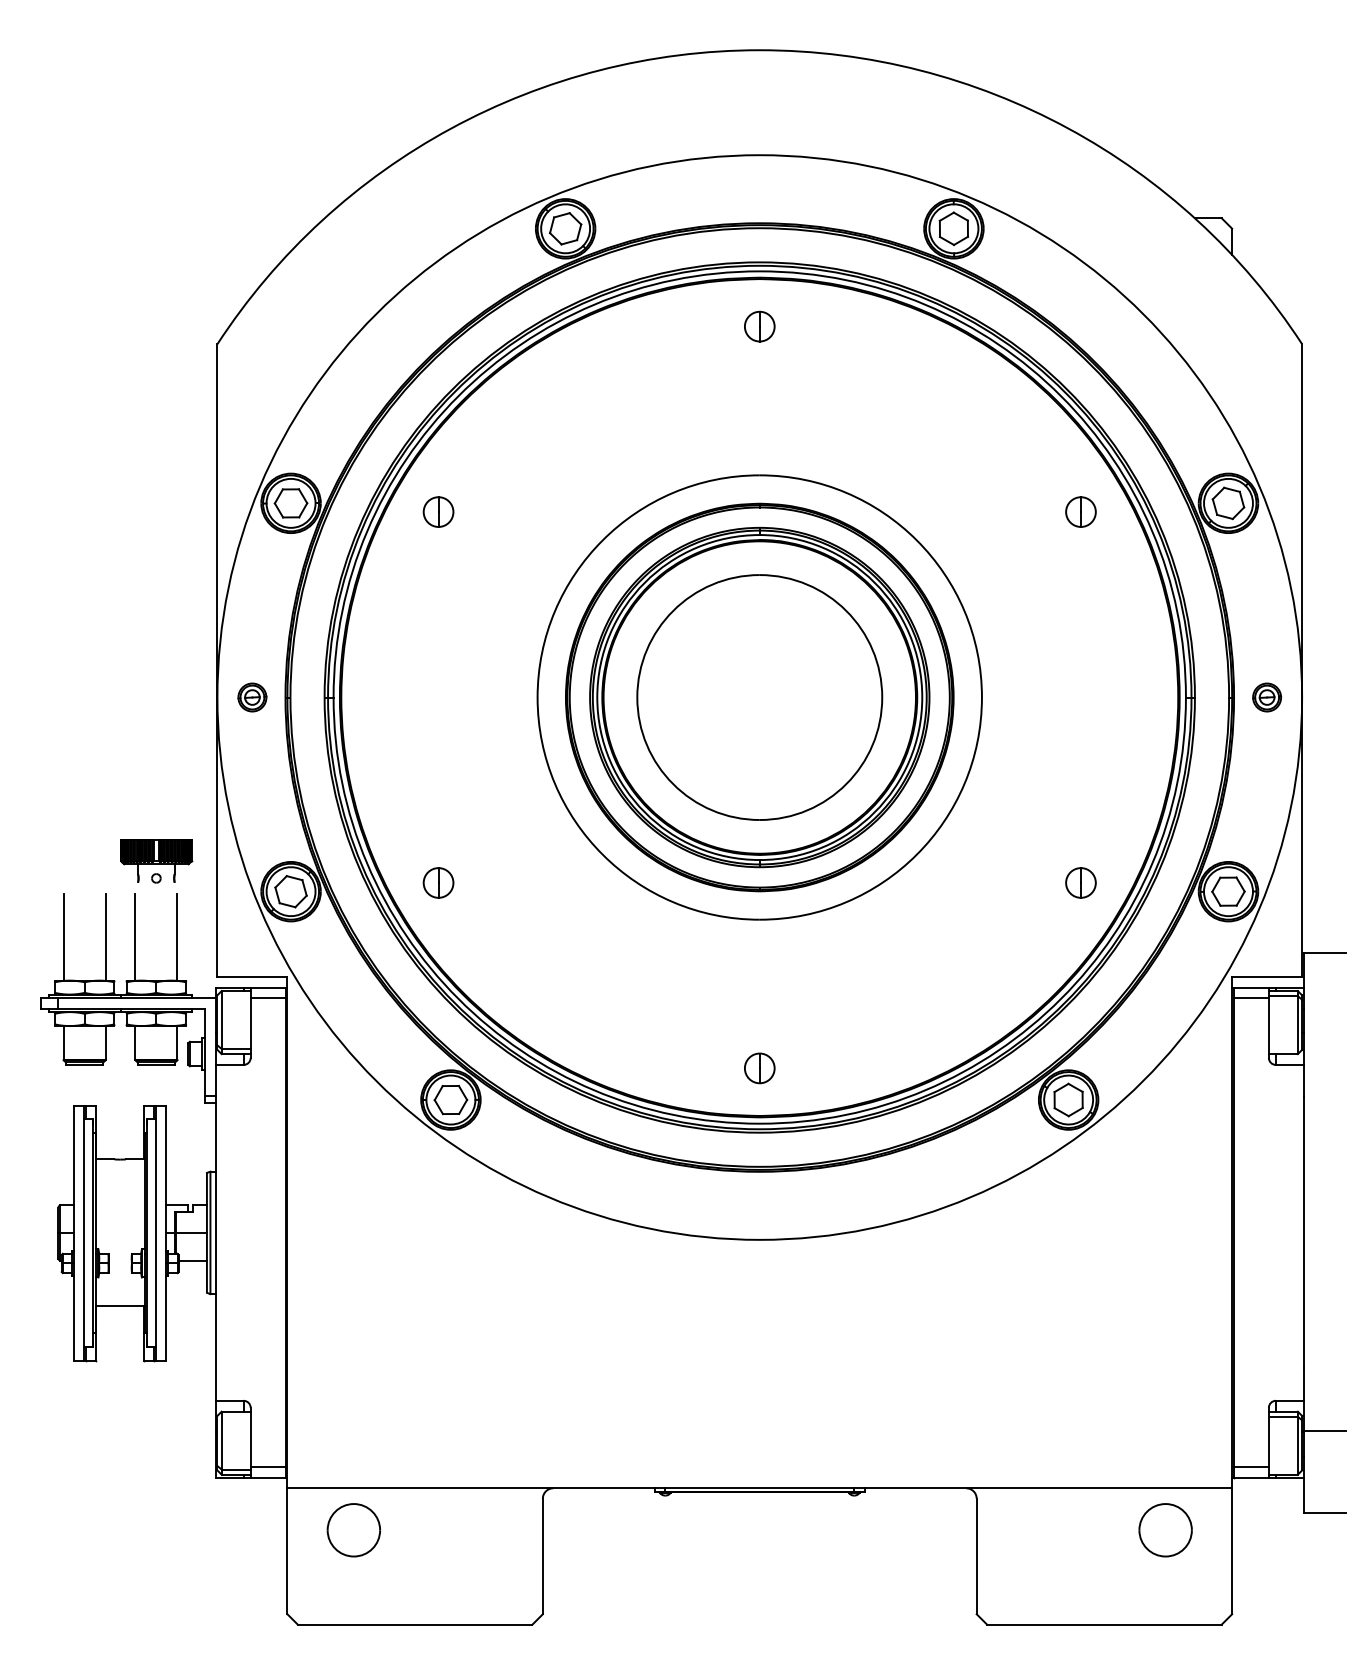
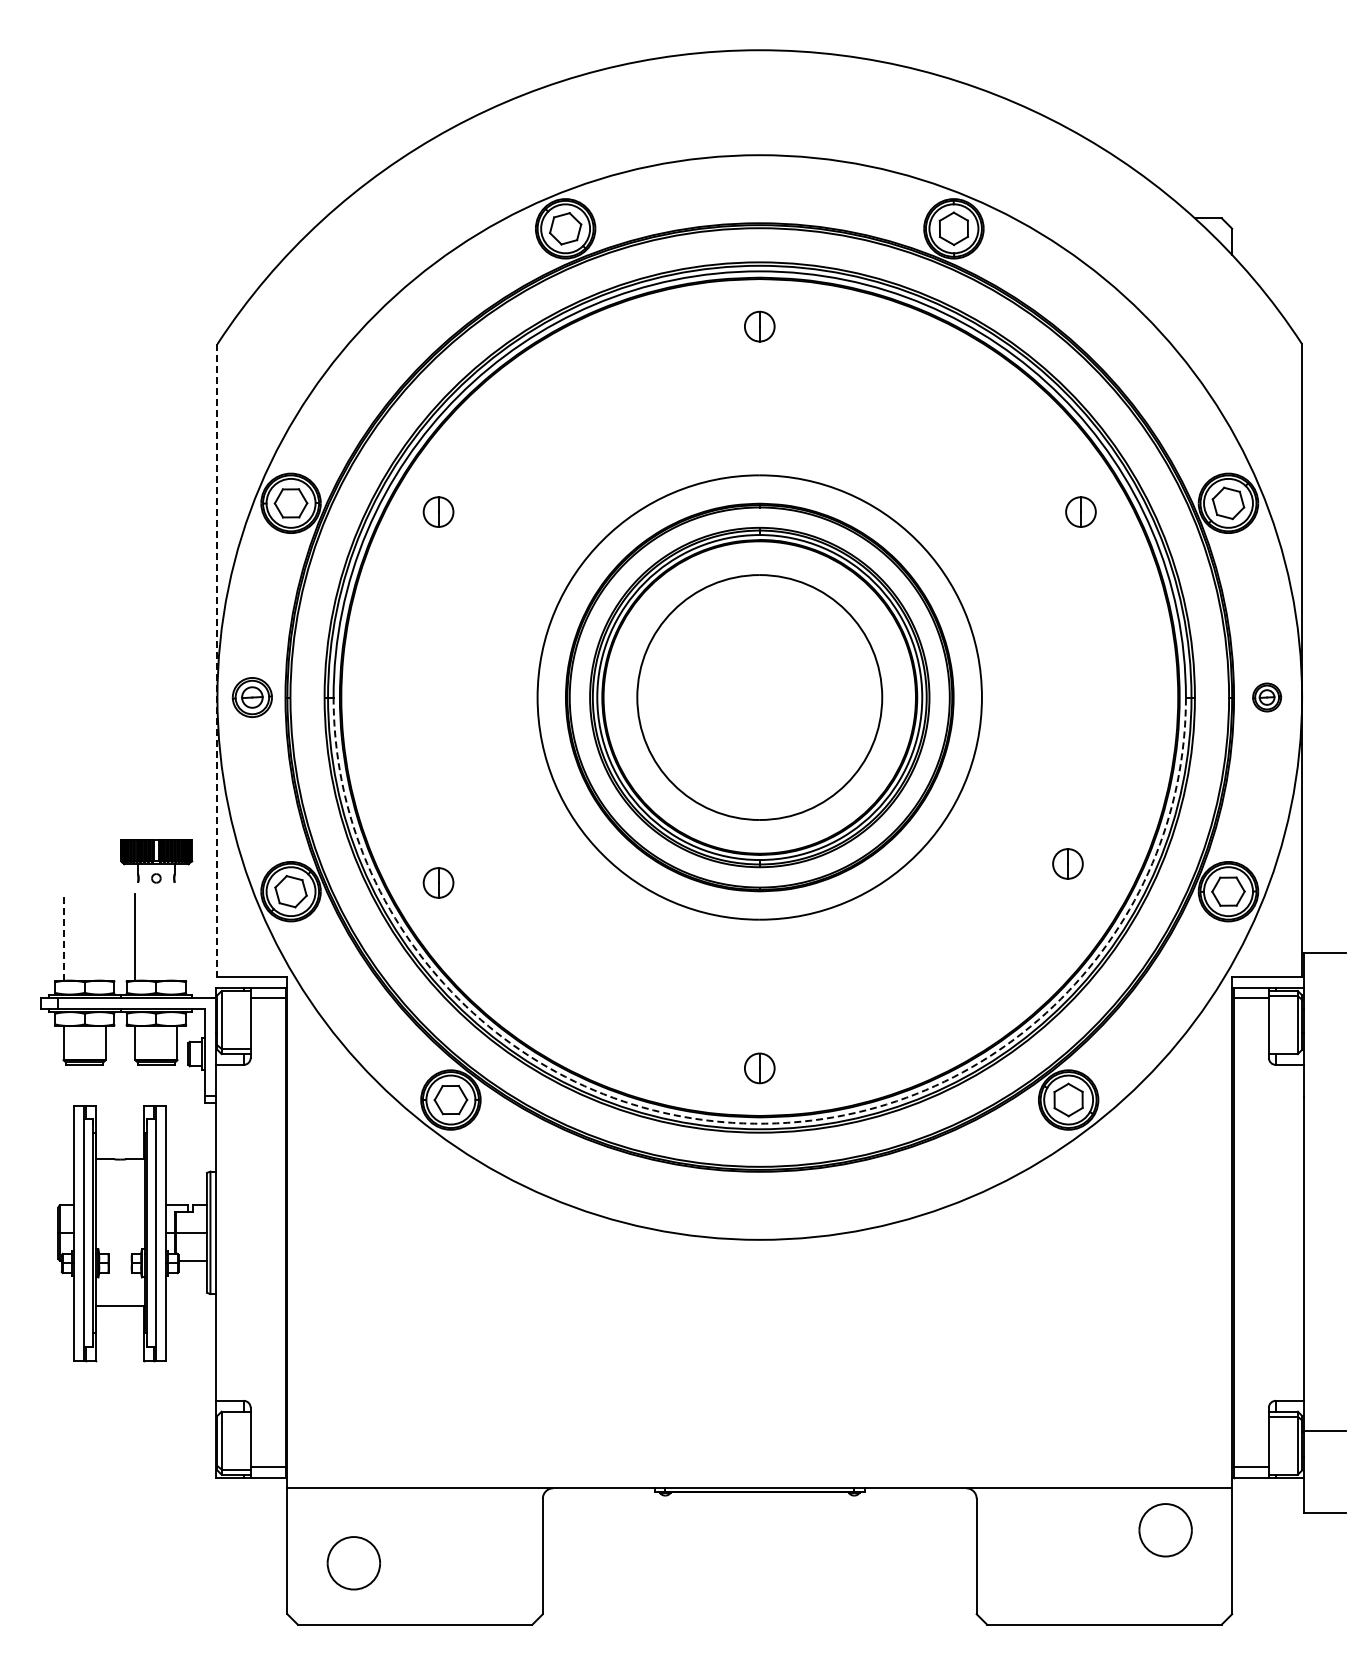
line: solid -> dashed (217, 660)
part size: 31x31 px -> 42x41 px (251, 697)
part position: (1080, 882) -> (1067, 863) (1067, 863)
line: solid -> dashed (63, 936)
line: present -> none (105, 937)
line: present -> none (177, 937)
arc: solid -> dashed (759, 1123)
part position: (353, 1530) -> (353, 1563) (353, 1563)
